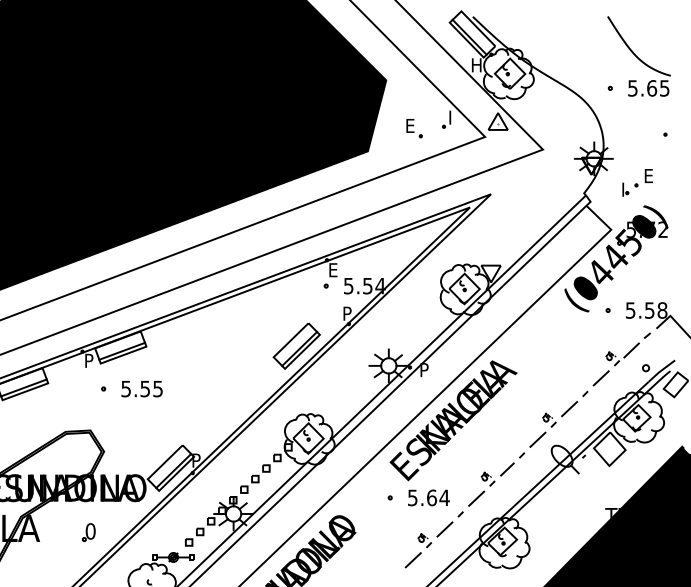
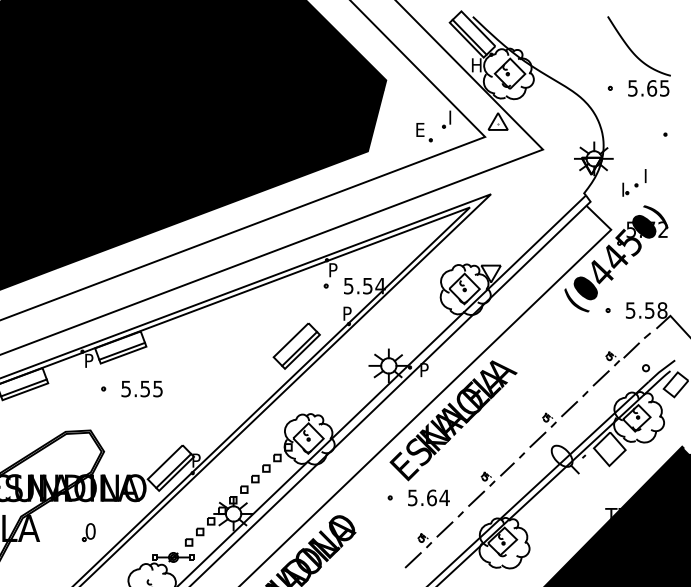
part position: (414, 128) -> (424, 132) (424, 132)
text: E -> I (649, 176)
text: E -> P (334, 270)
